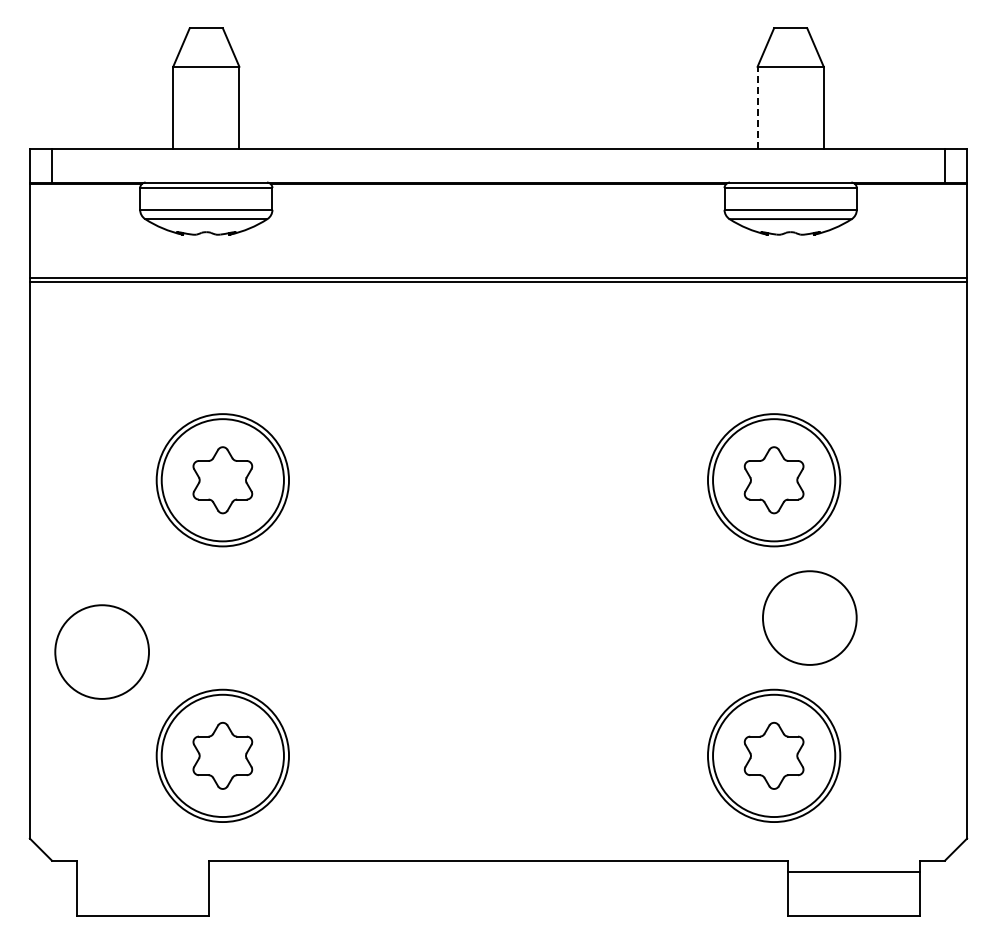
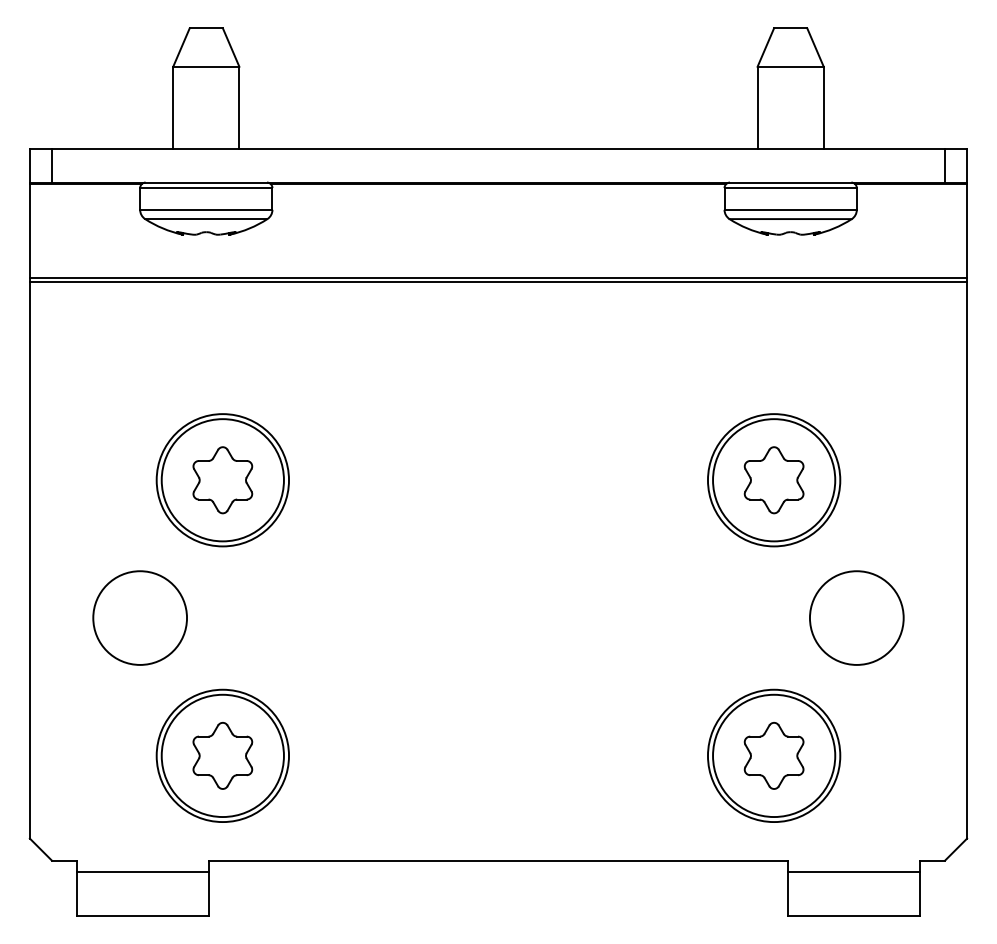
line: dashed -> solid (757, 107)
circle position: (809, 617) -> (856, 617) (856, 617)
circle position: (101, 651) -> (139, 617) (139, 617)
line: none -> present (142, 871)
